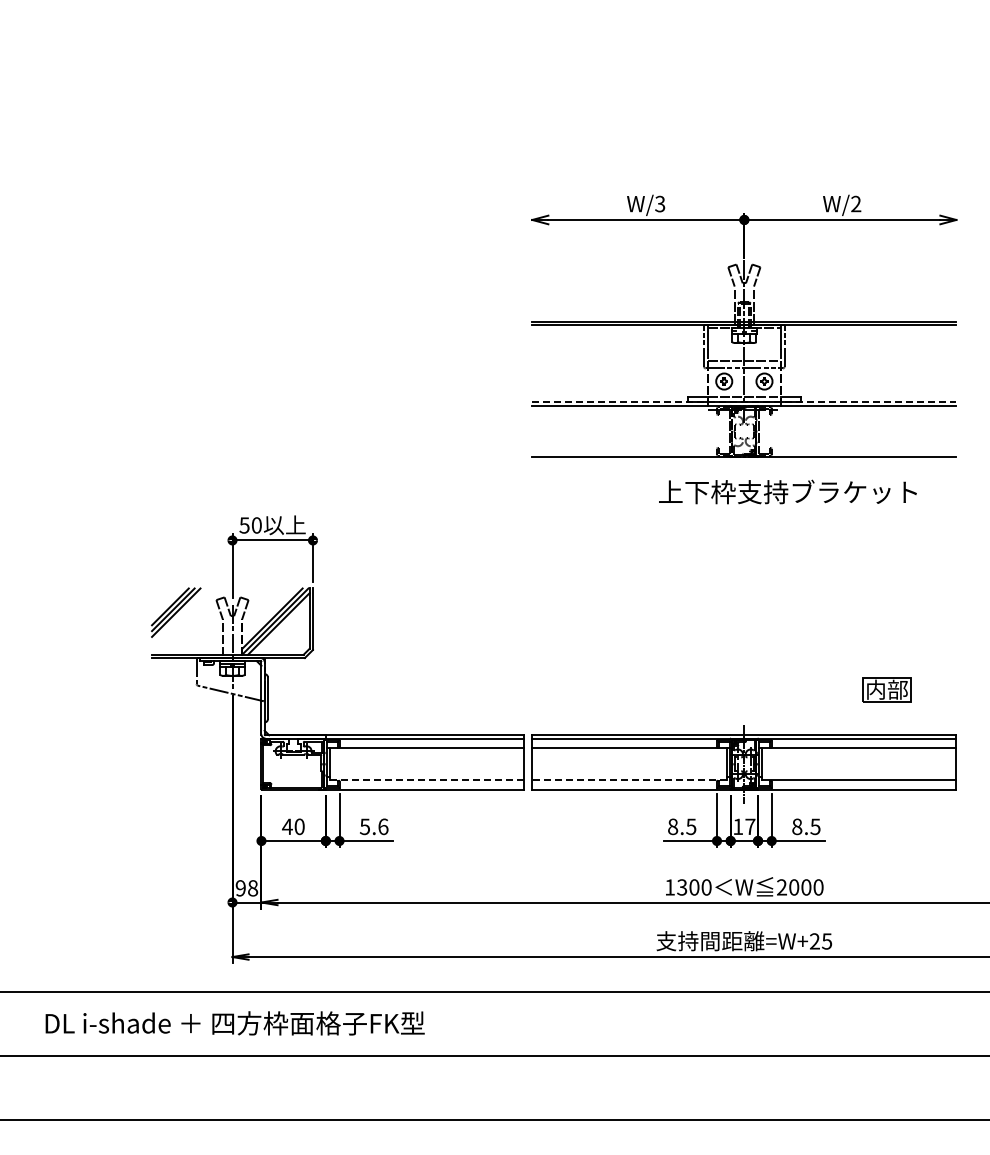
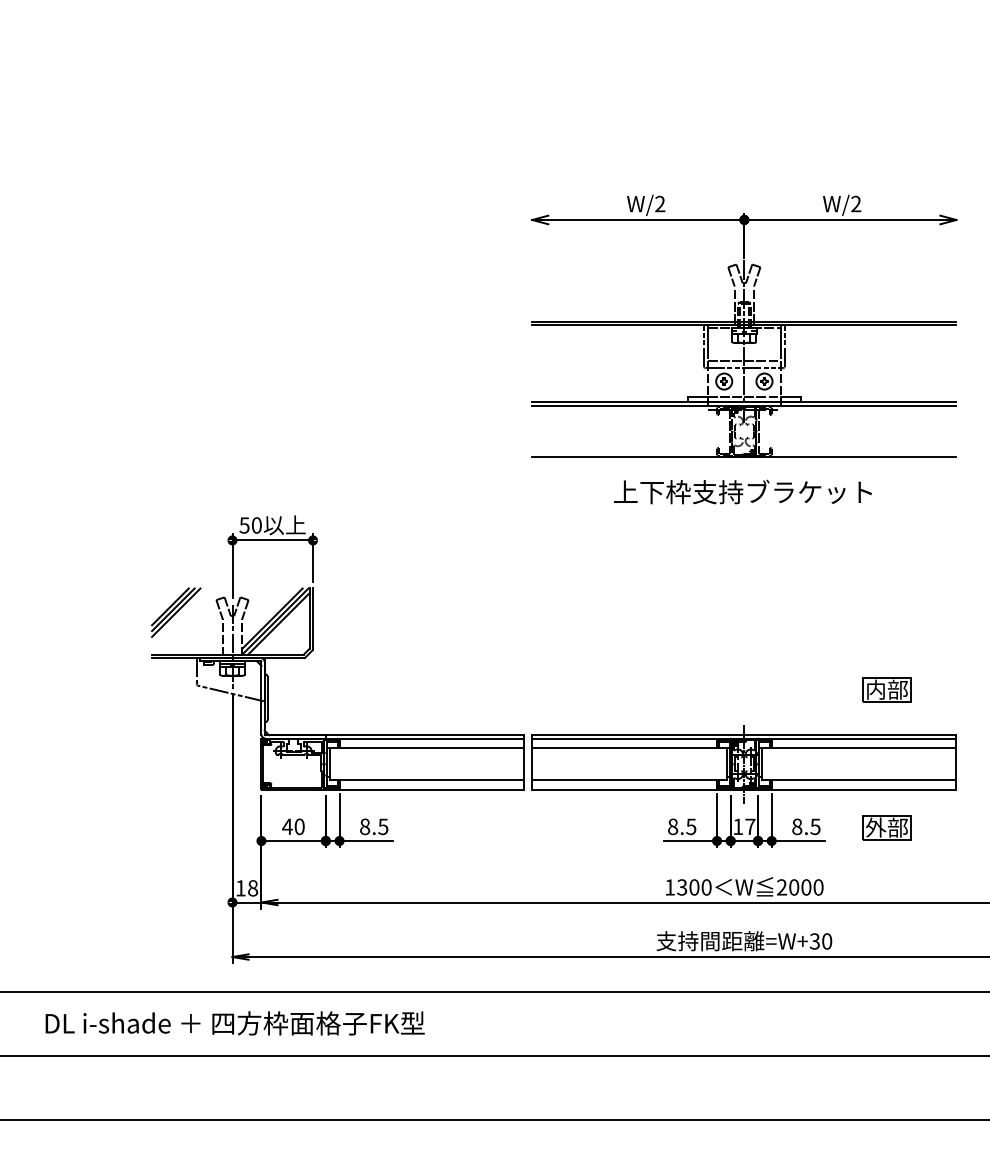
text: W/3 -> W/2 (660, 204)
line: dashed -> solid (744, 401)
text position: (787, 491) -> (742, 491) (742, 491)
line: dashed -> solid (426, 780)
line: dashed -> solid (628, 780)
text: 5.6 -> 8.5 (374, 826)
part: none -> present (886, 827)
text: 98 -> 18 (240, 888)
text: =W+25 -> =W+30 (820, 941)
